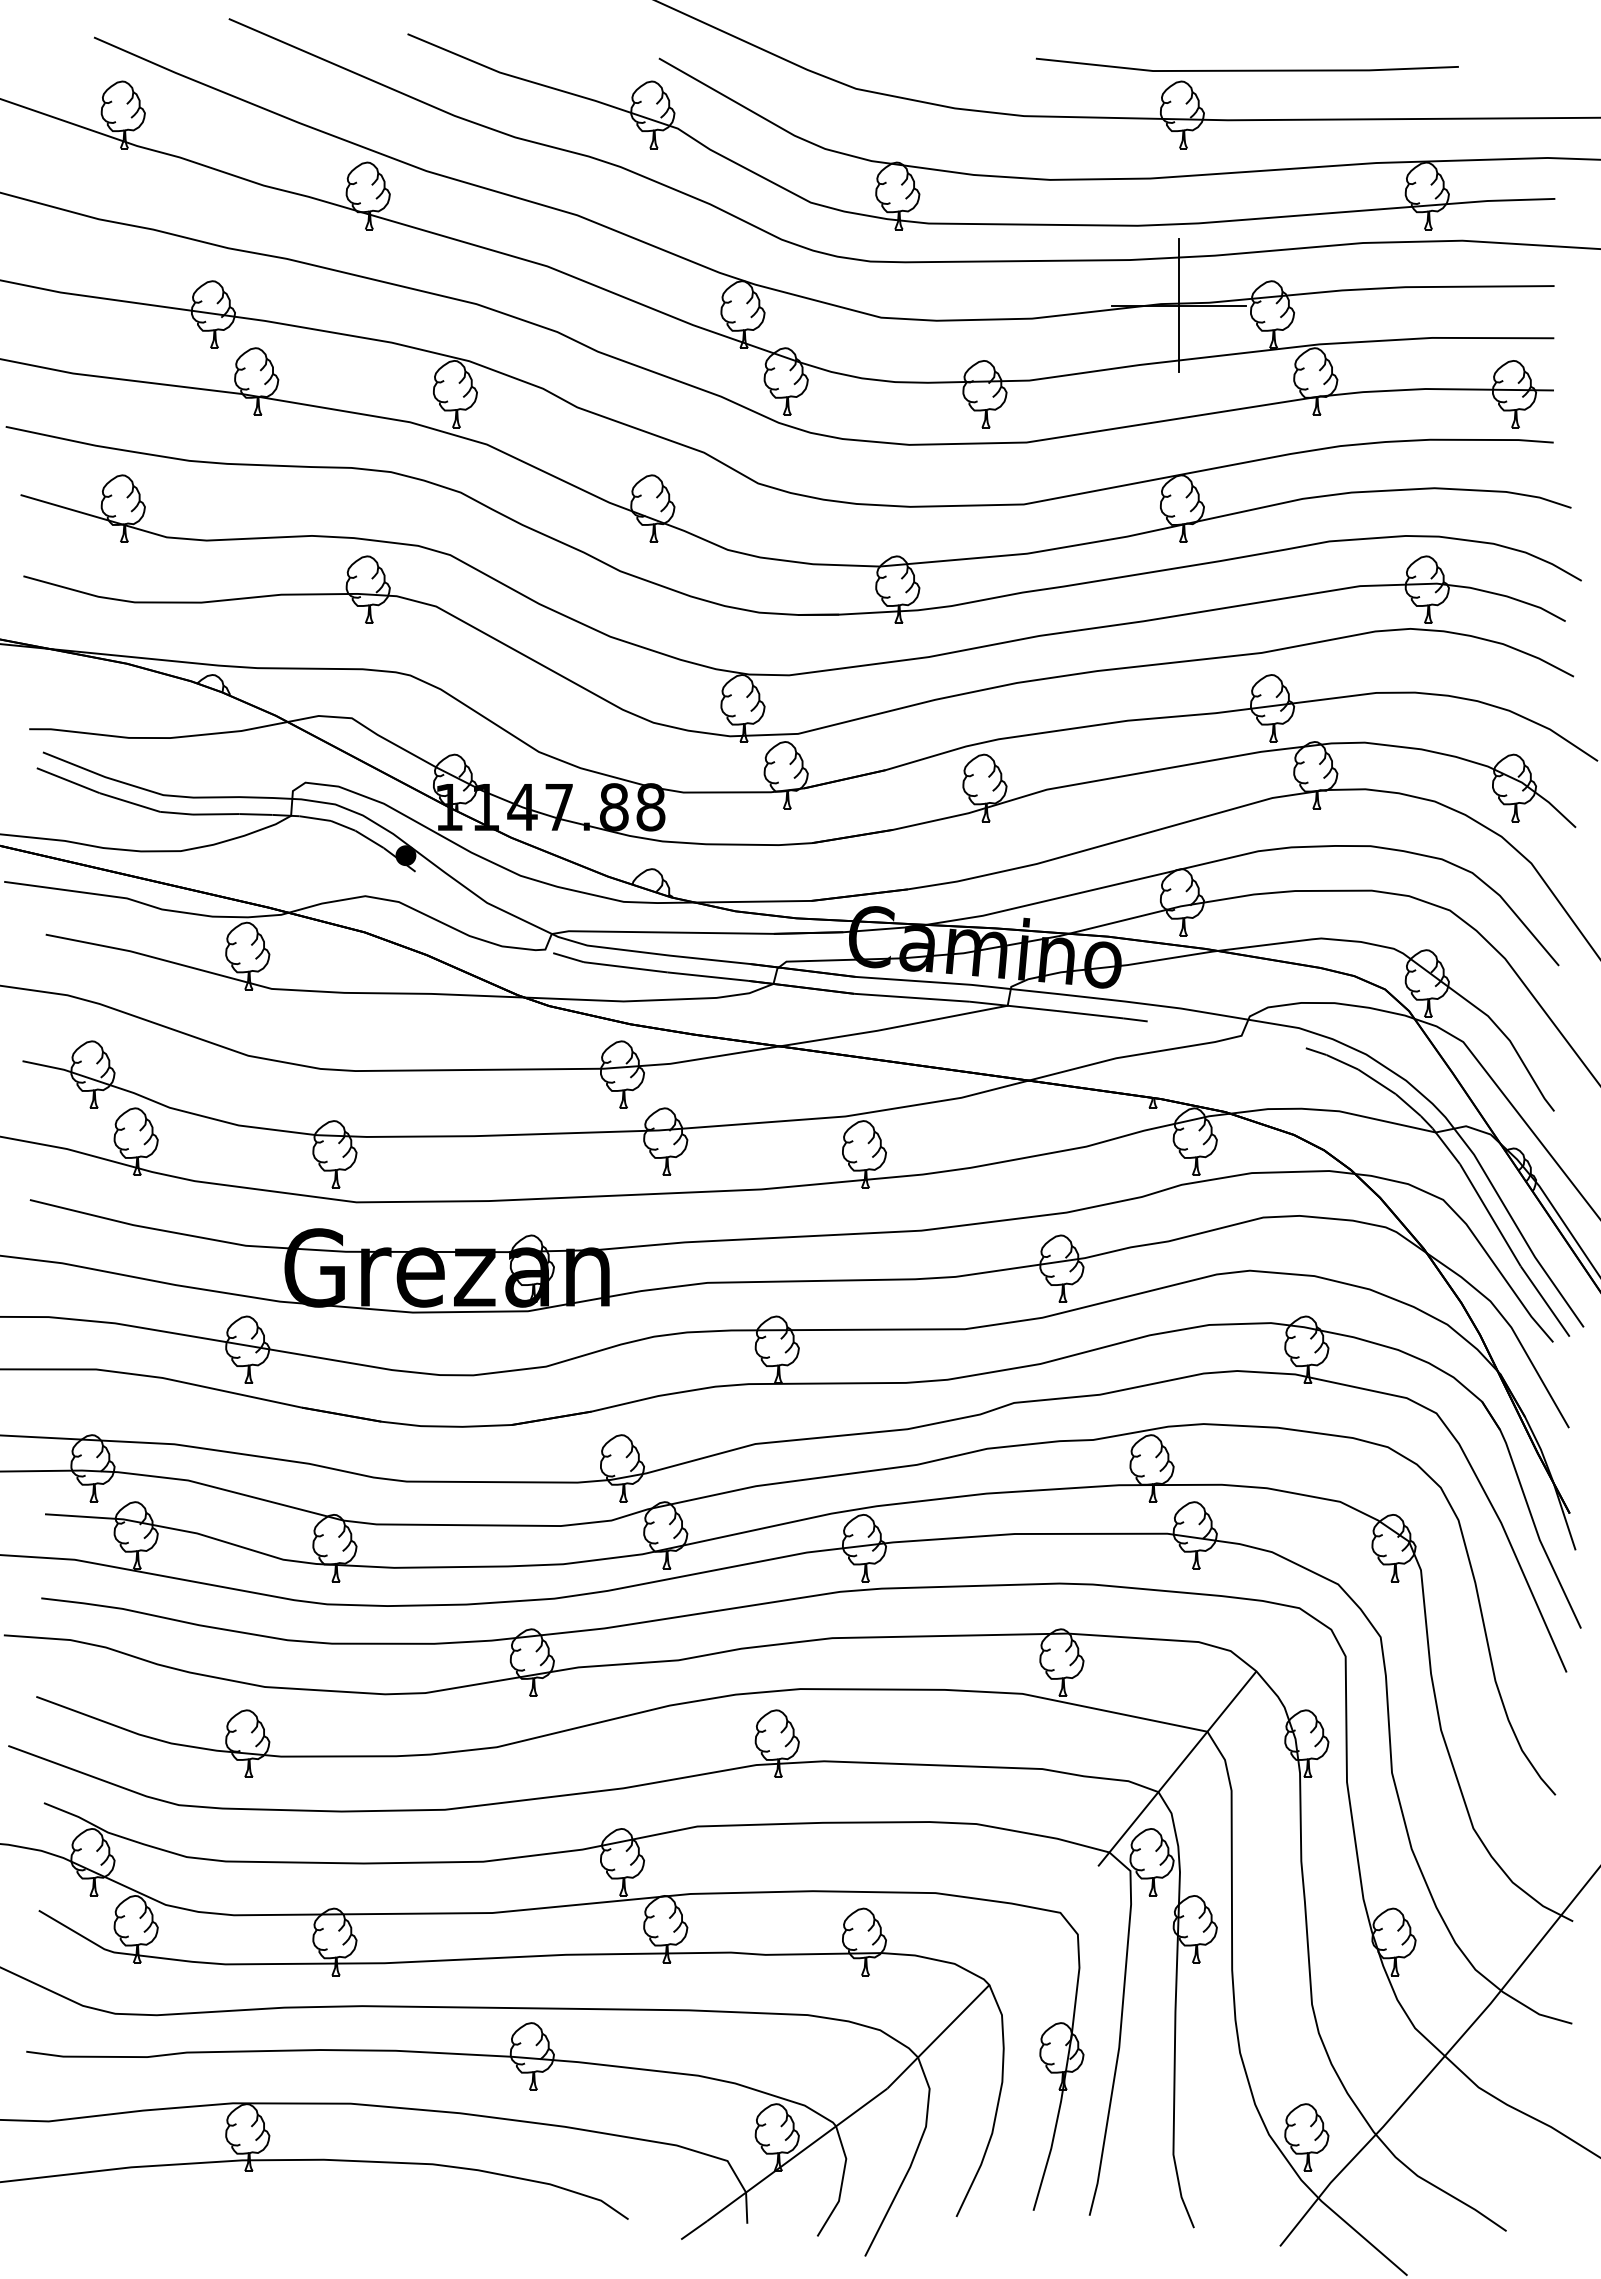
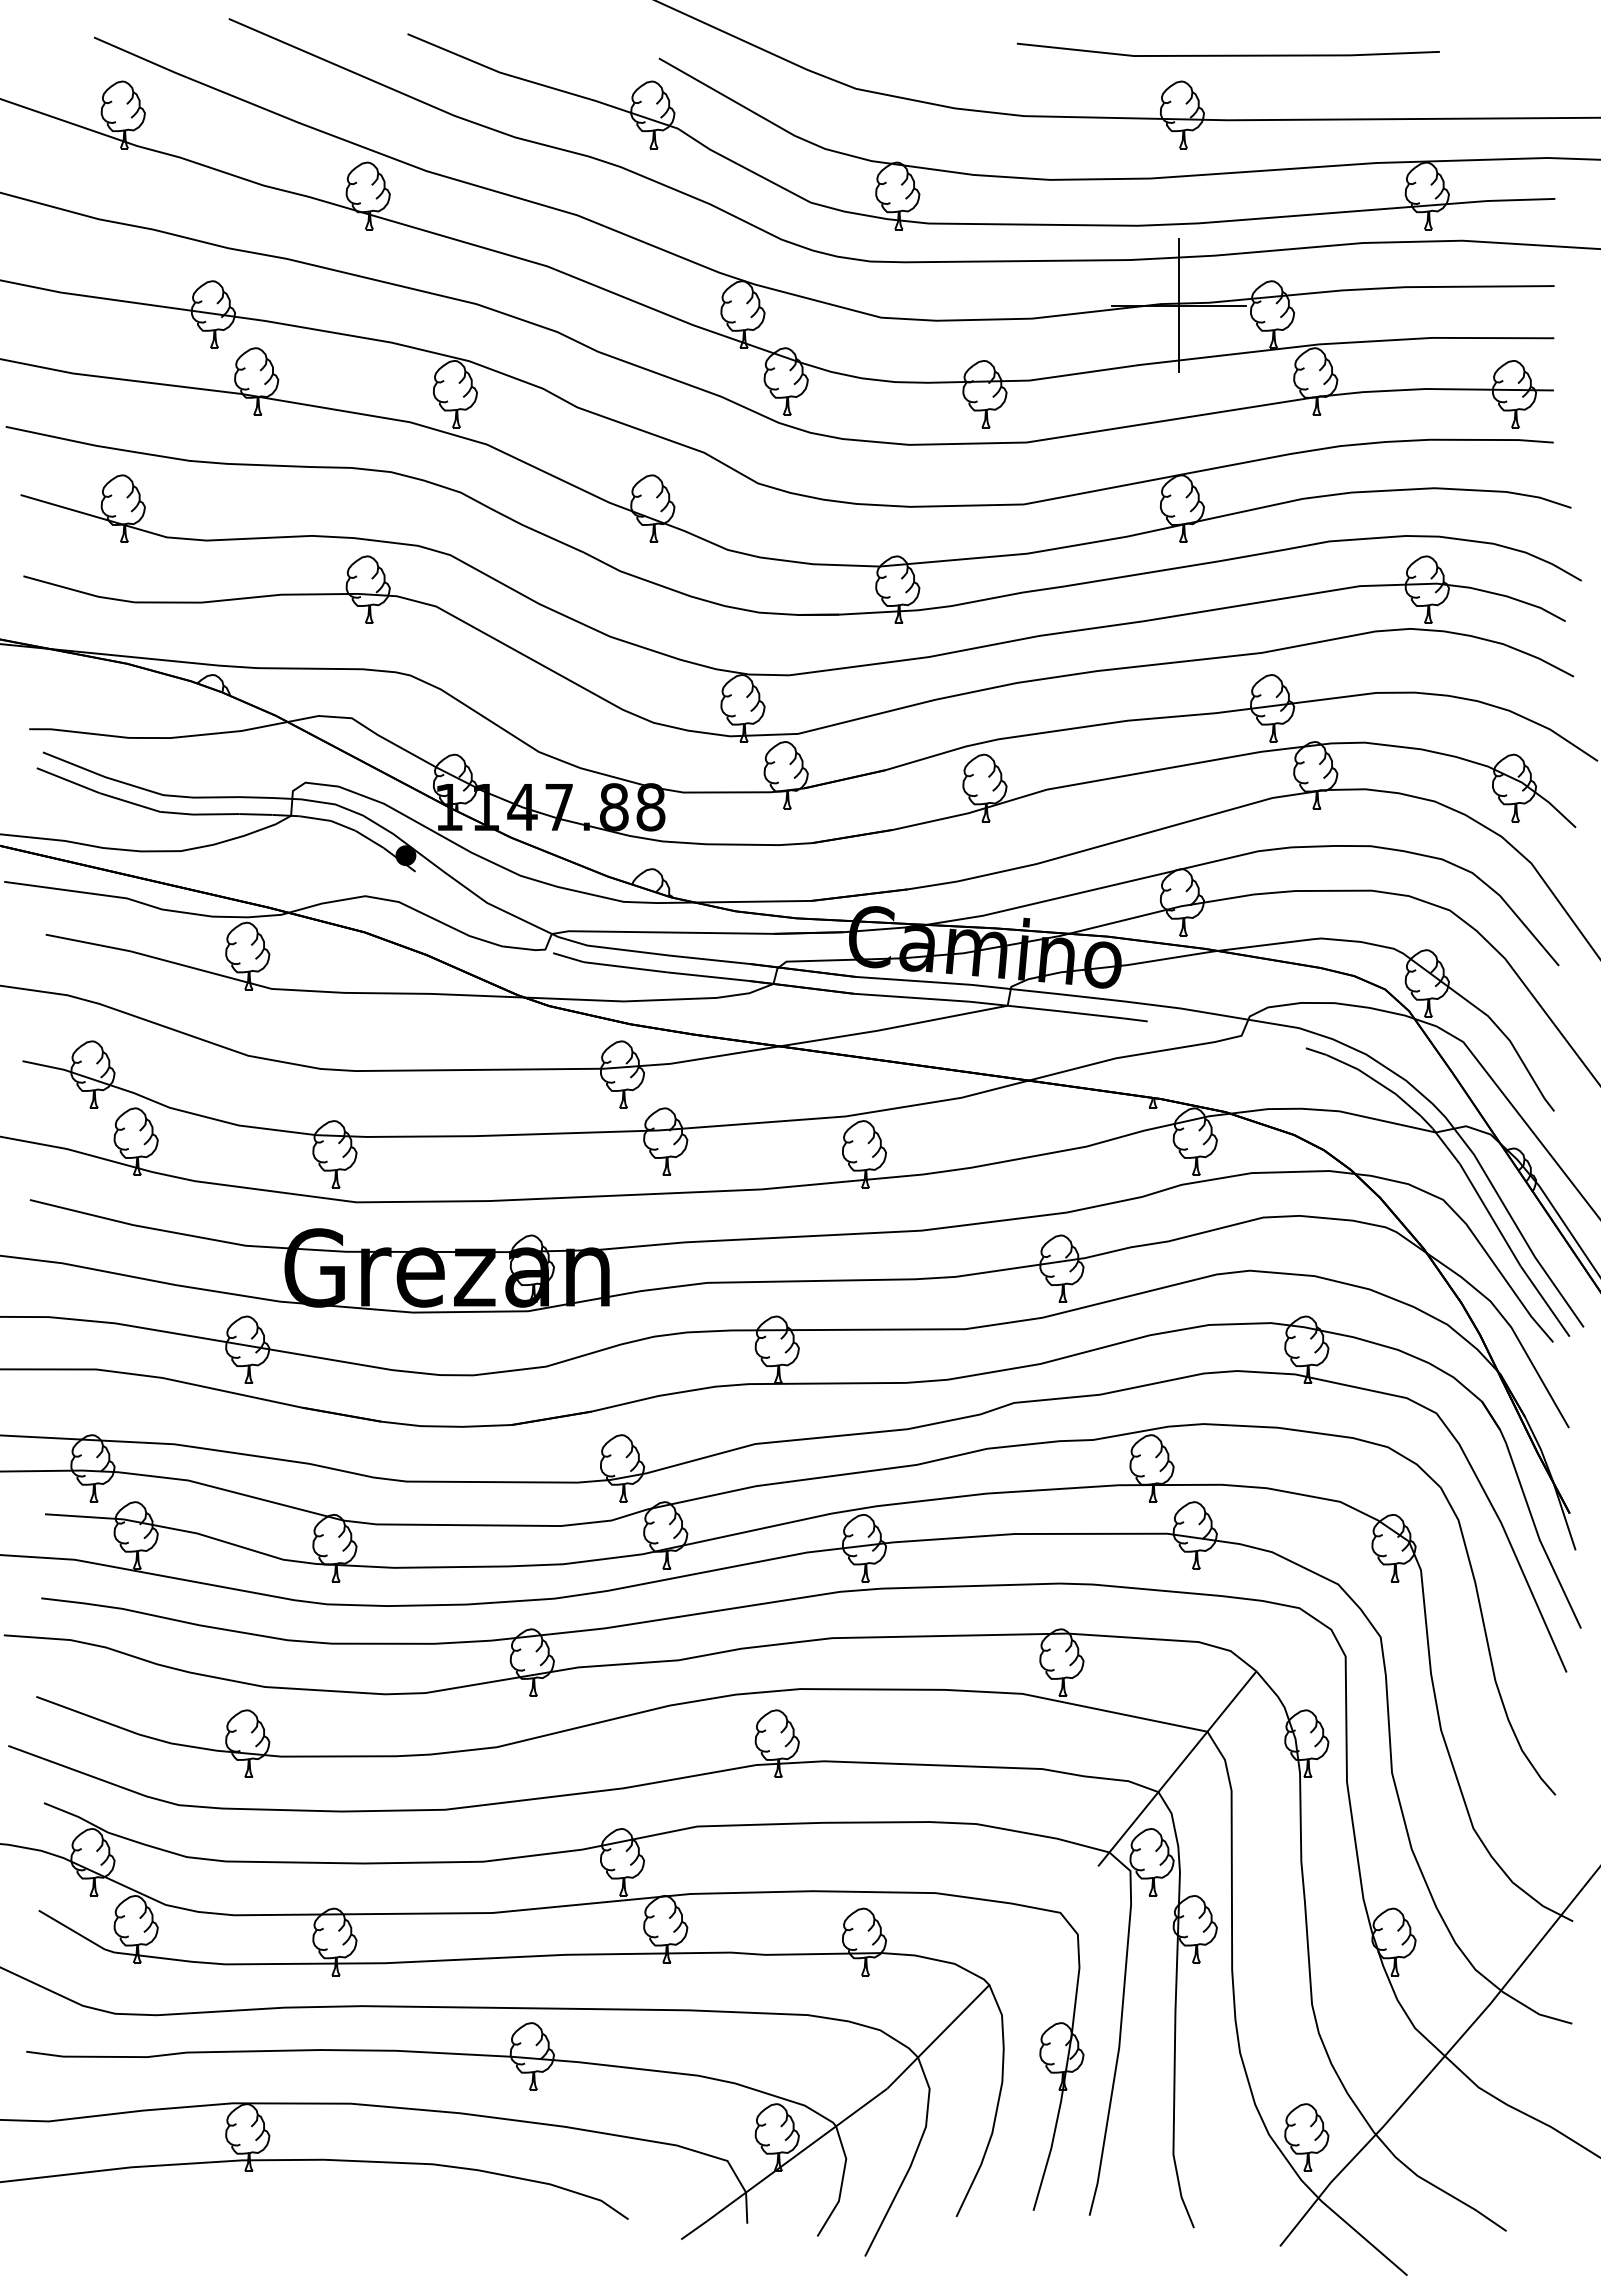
line position: (1246, 69) -> (1227, 54) (1227, 54)
